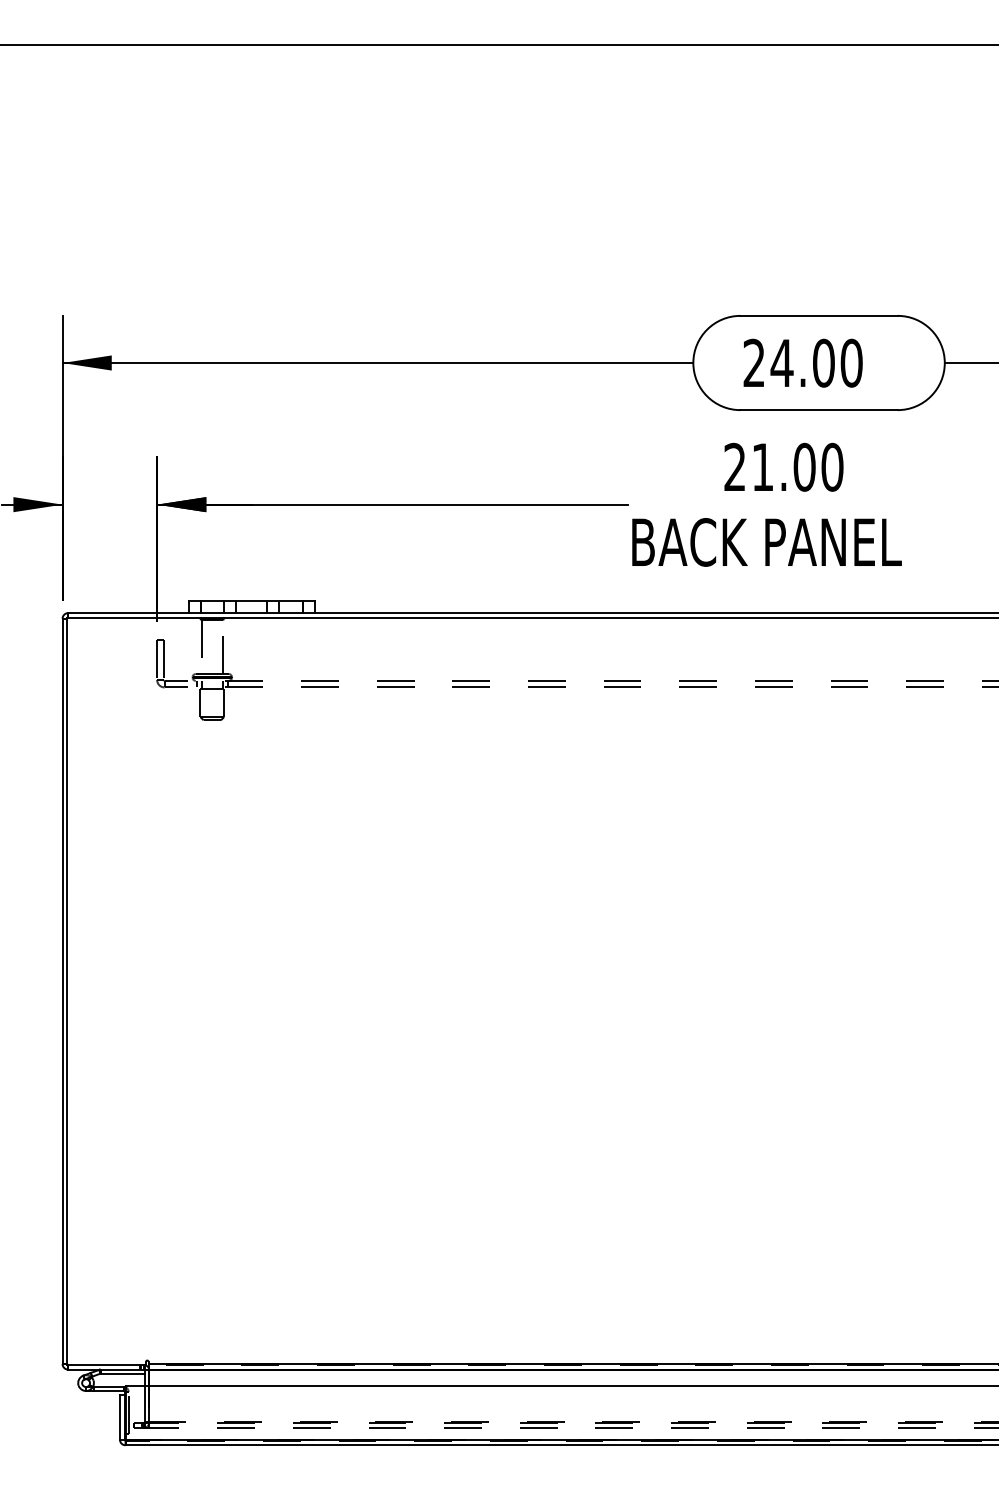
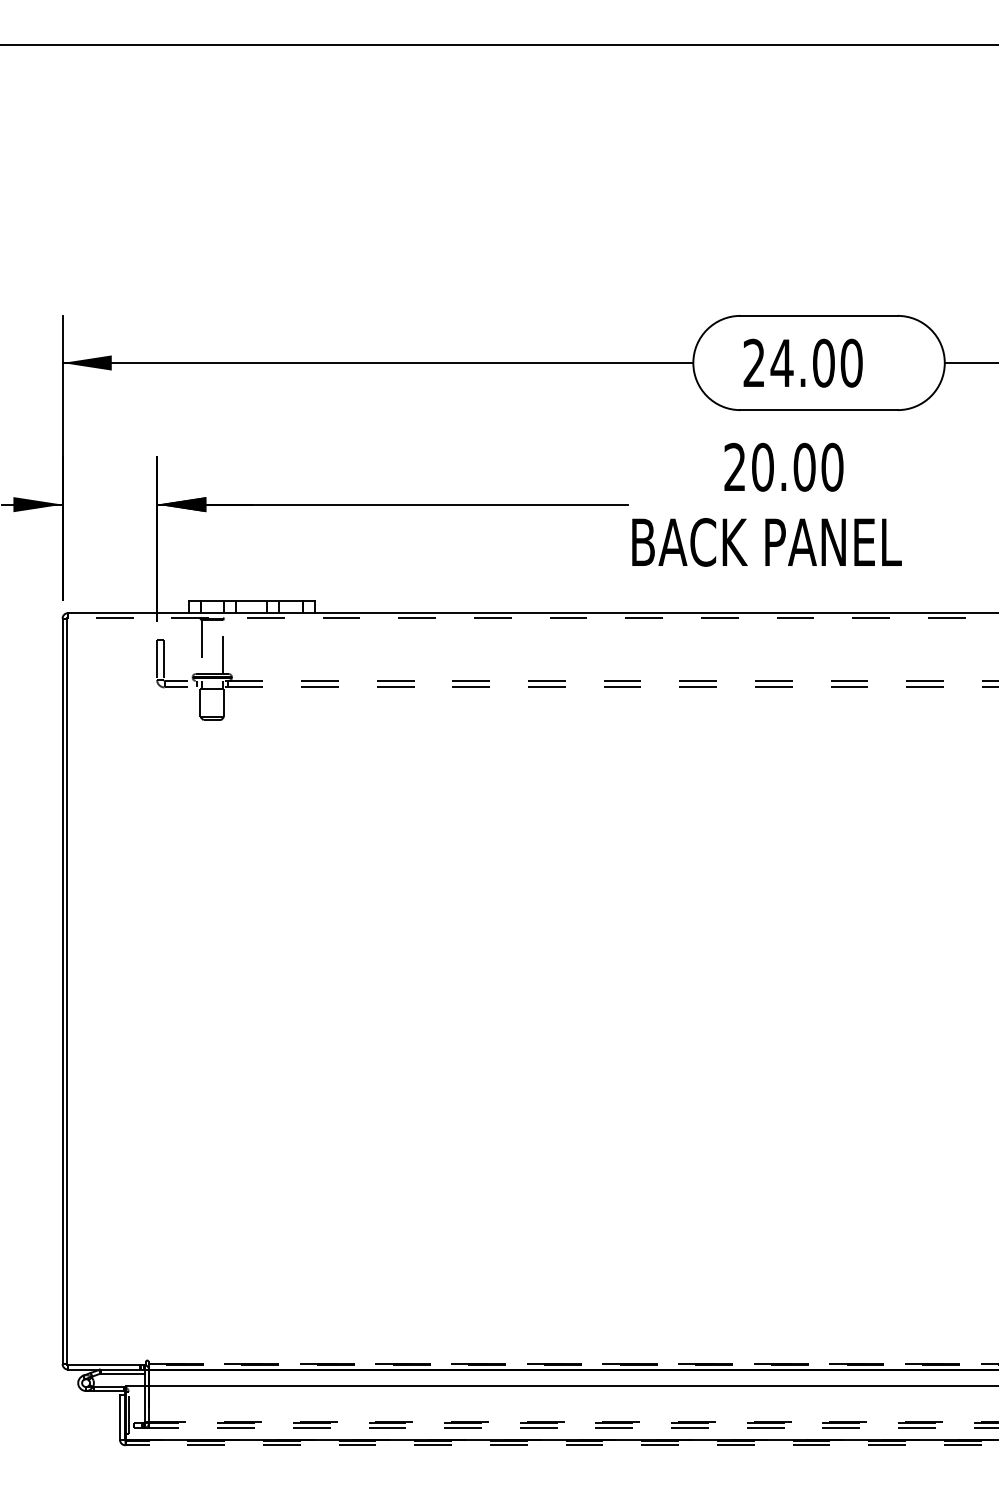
text: 21.00 -> 20.00 (762, 466)
line: solid -> dashed (532, 617)
line: solid -> dashed (574, 1364)
line: solid -> dashed (561, 1445)
